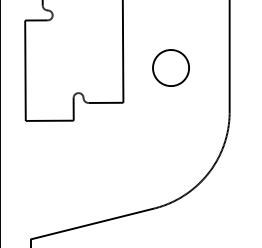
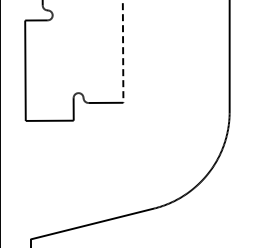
line: solid -> dashed (123, 51)
part: present -> none (170, 67)
